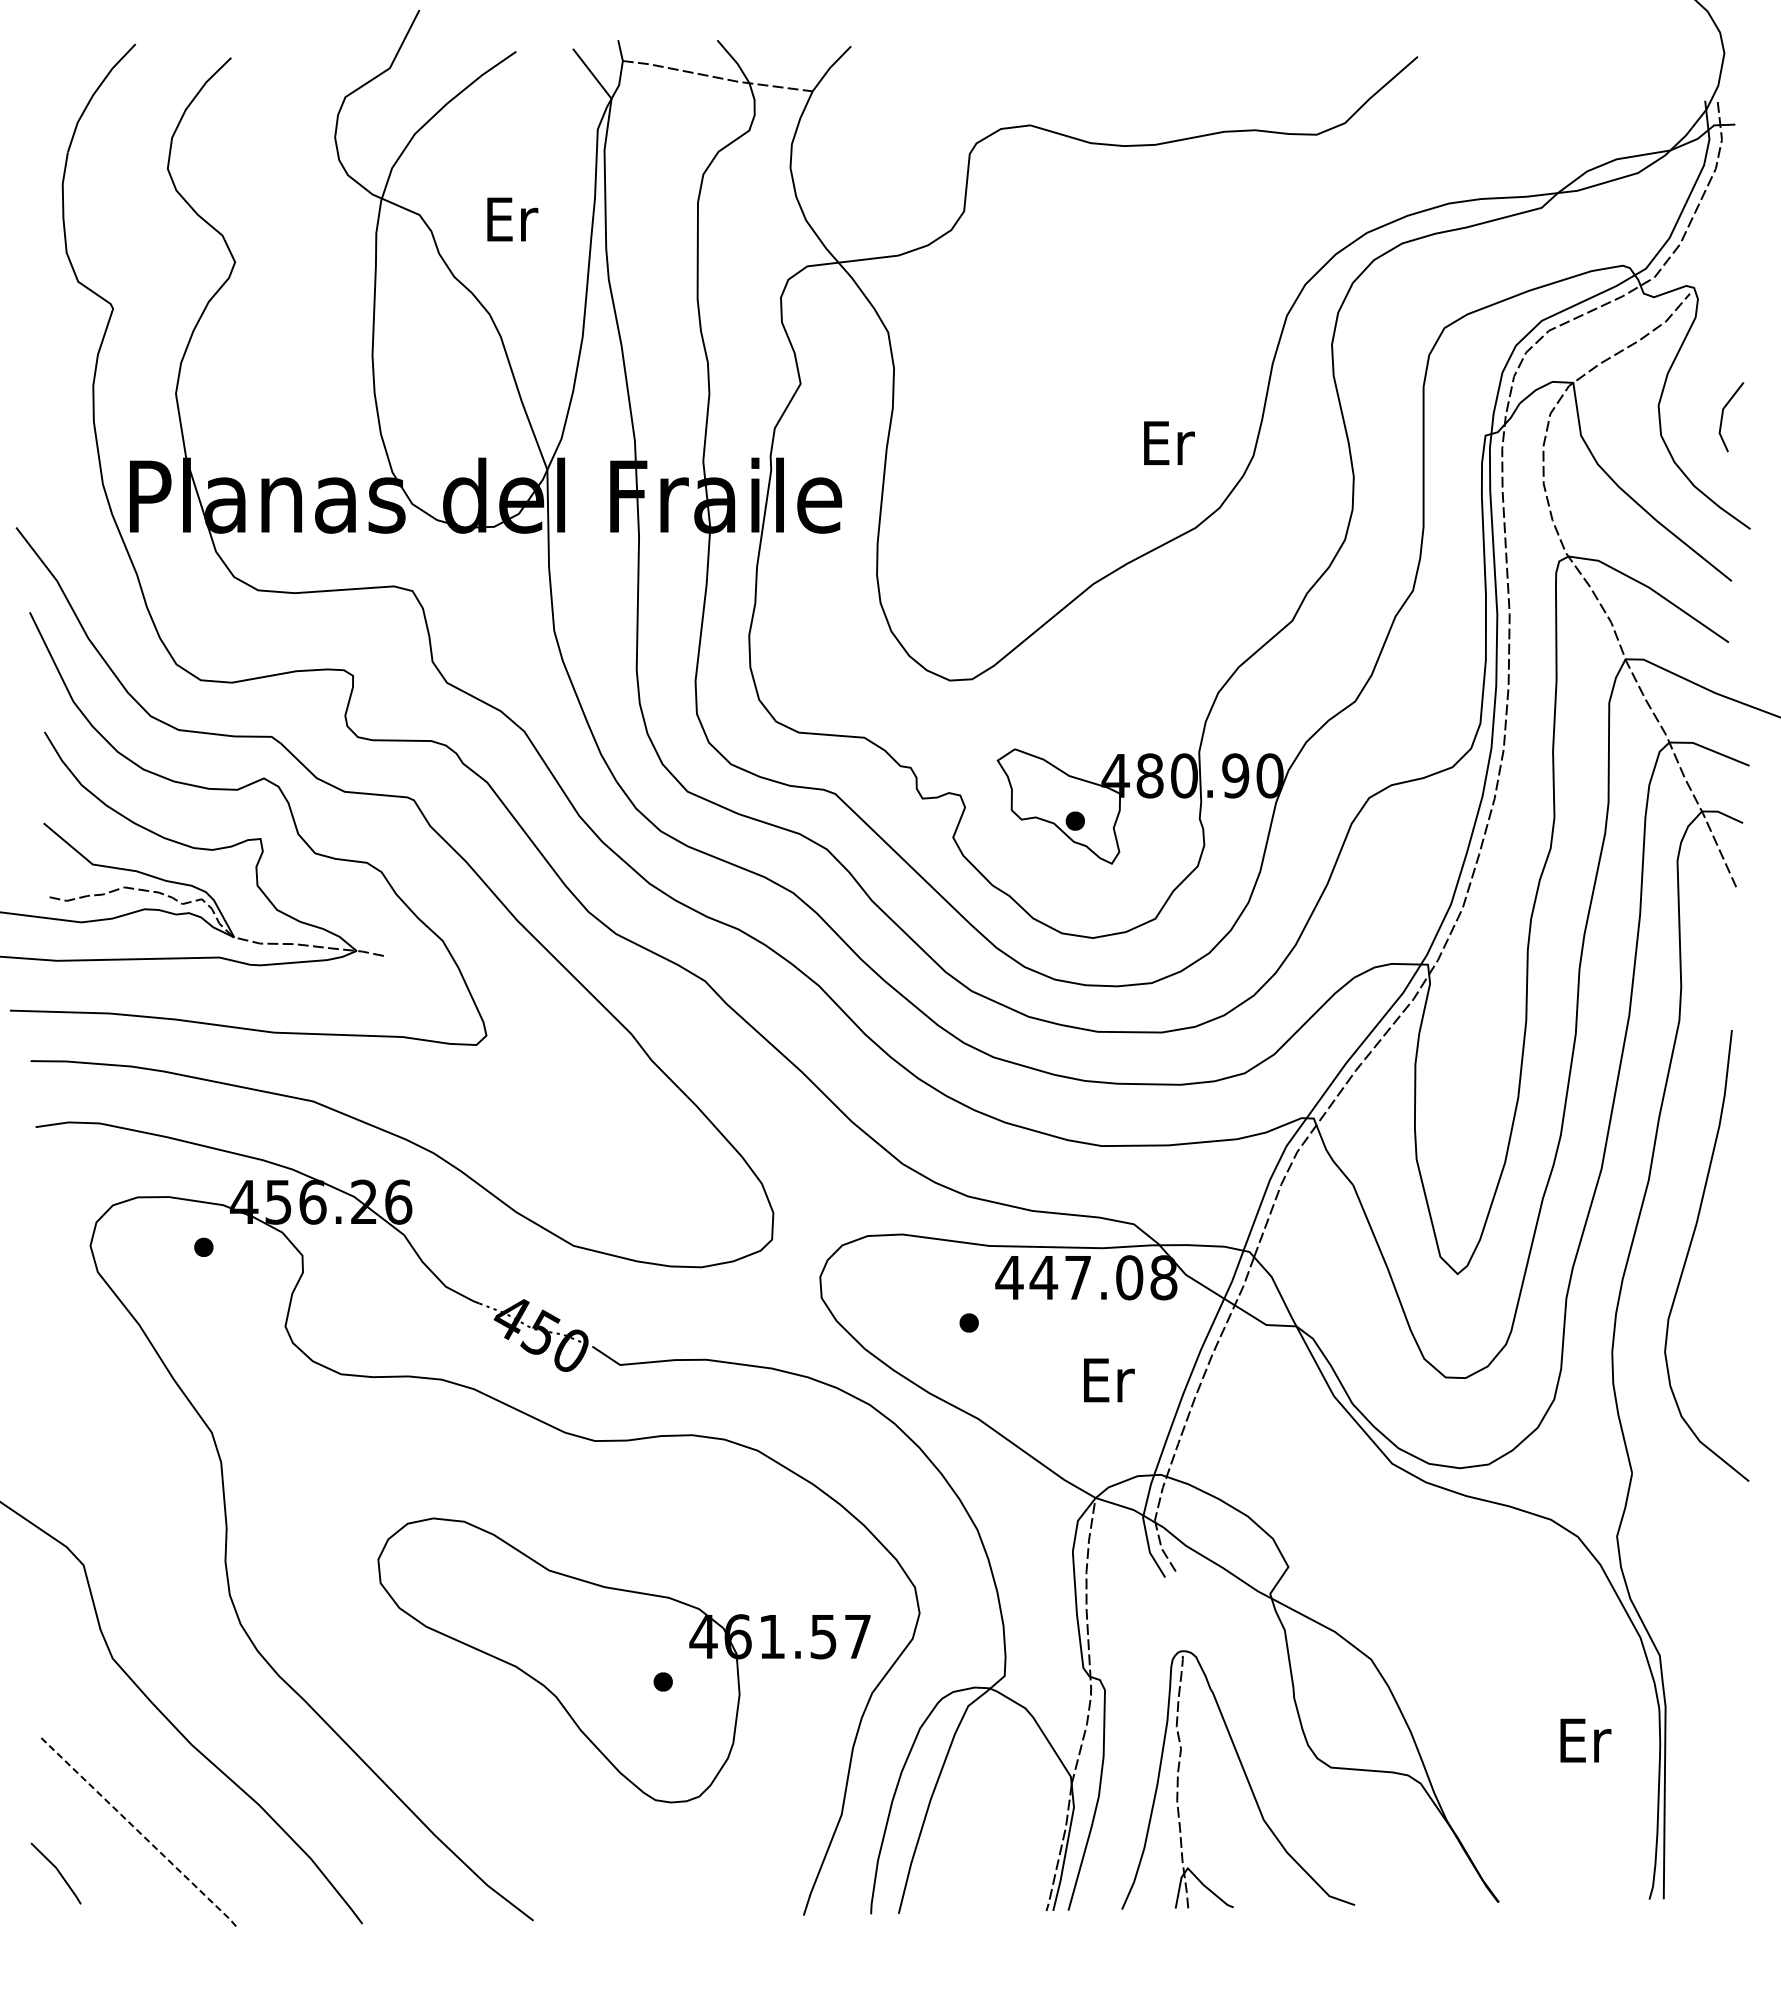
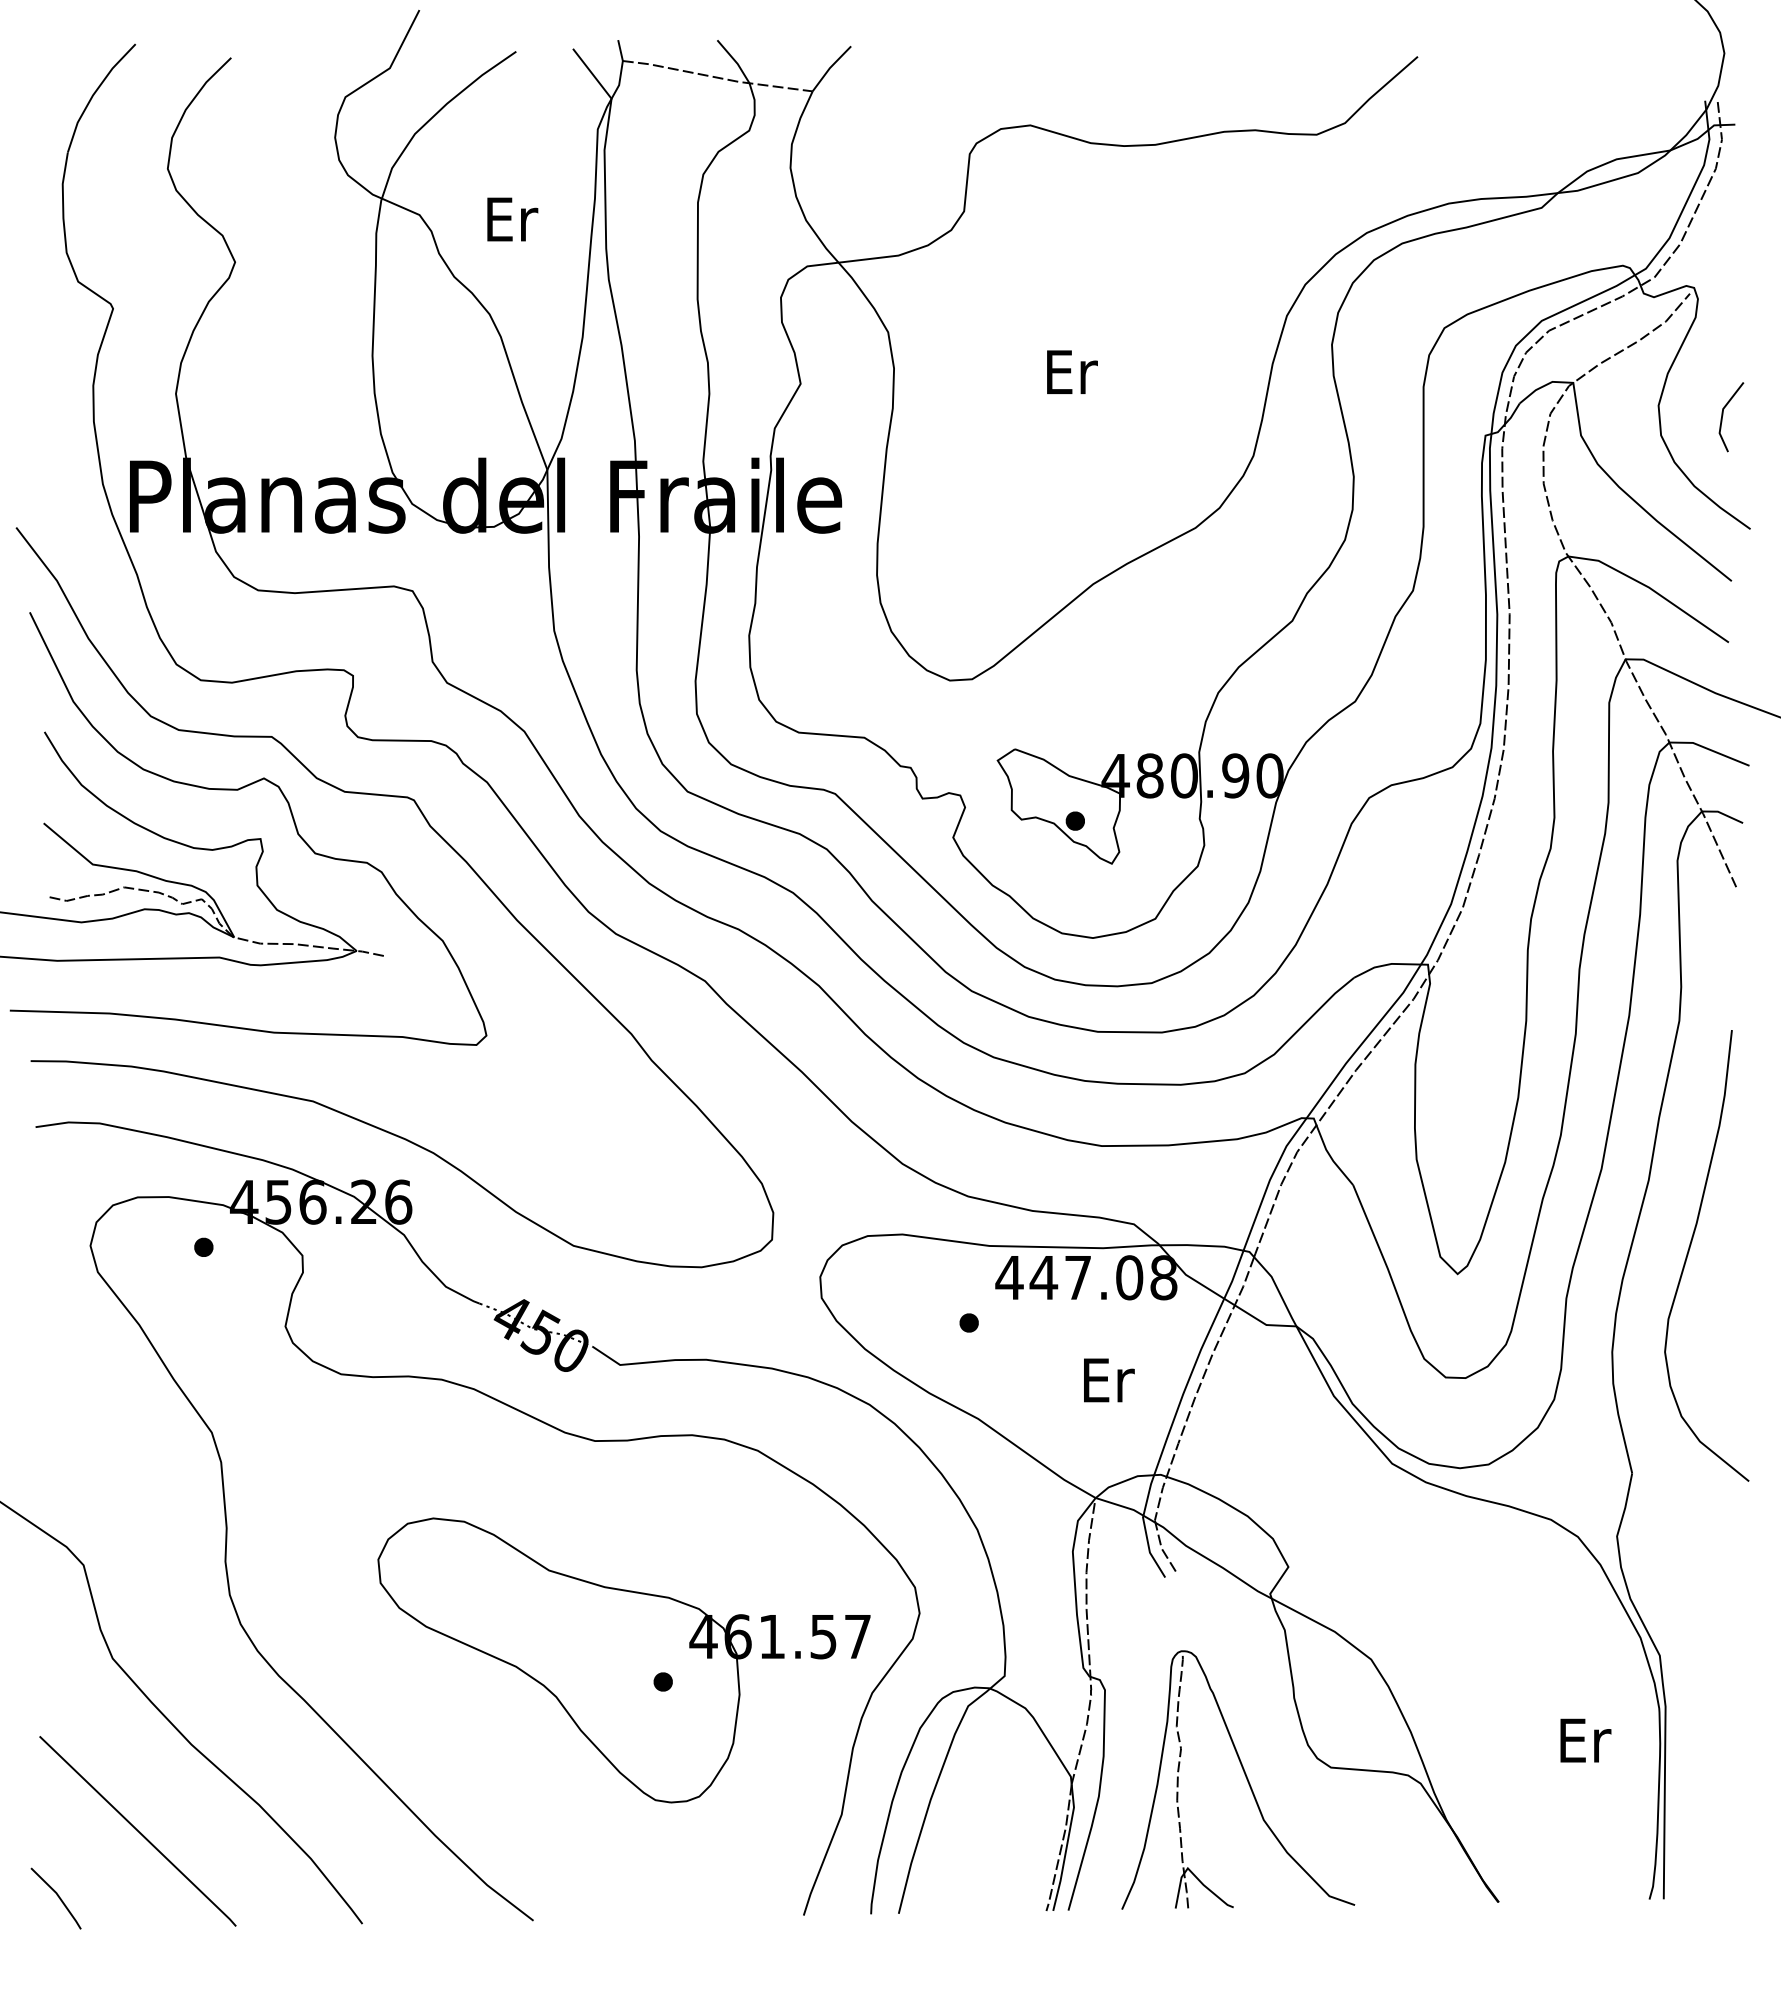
text position: (1169, 442) -> (1072, 371) (1072, 371)
line: dashed -> solid (138, 1831)
line position: (57, 1871) -> (57, 1896) (57, 1896)
